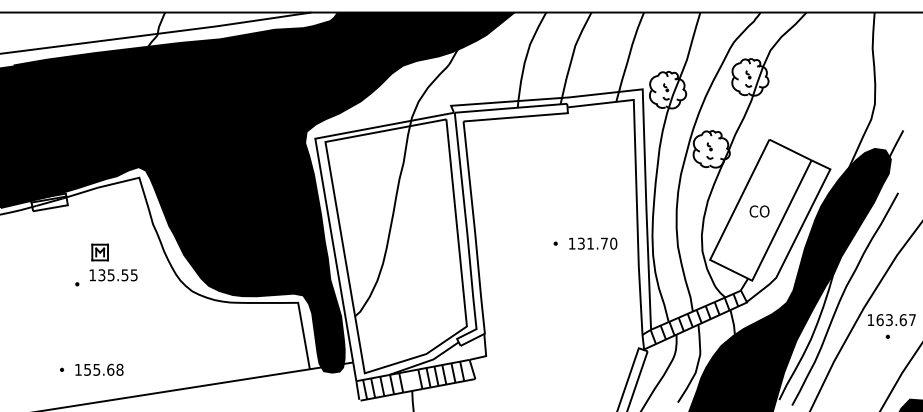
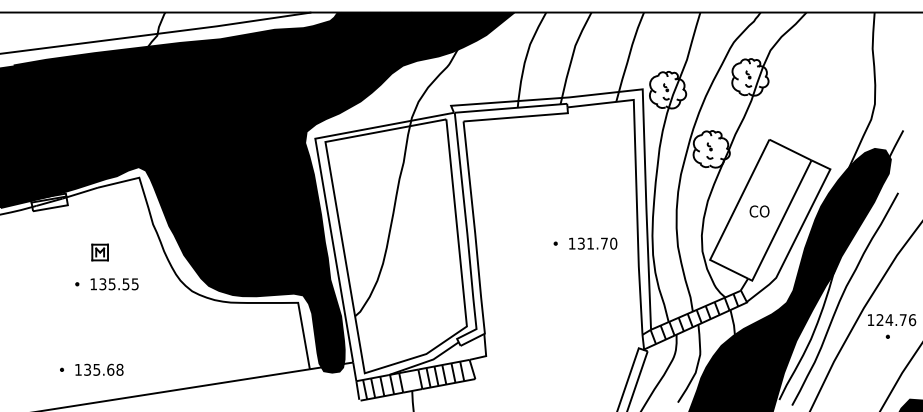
text position: (113, 275) -> (114, 284) (114, 284)
text: 163.67 -> 124.76 (896, 320)
text: 155.68 -> 135.68 (87, 369)
